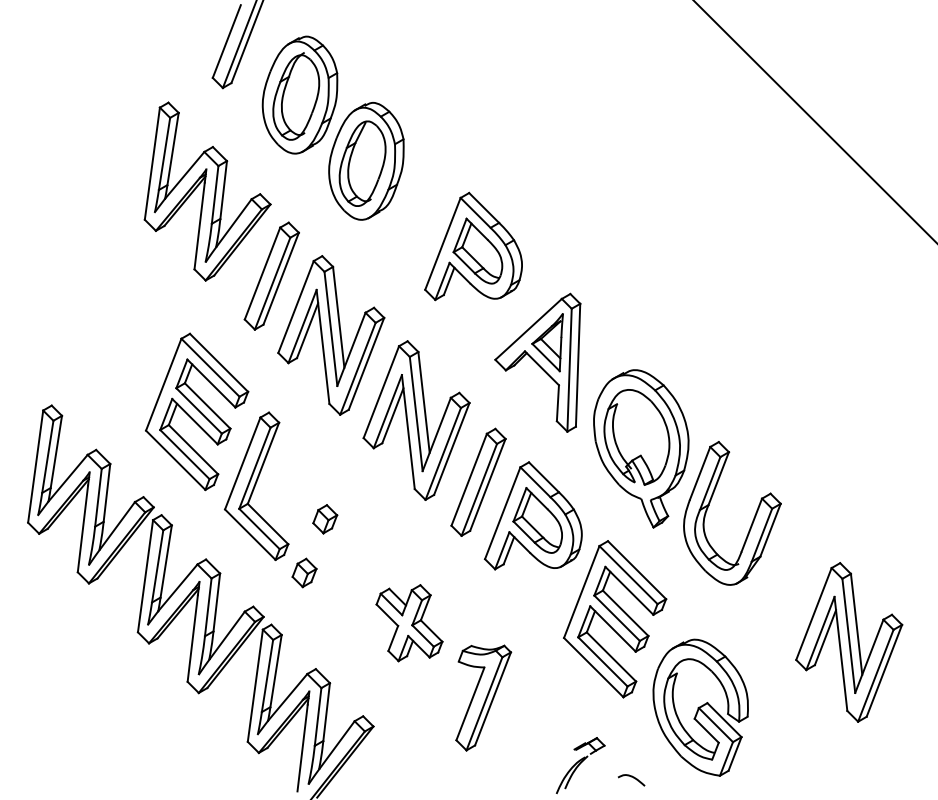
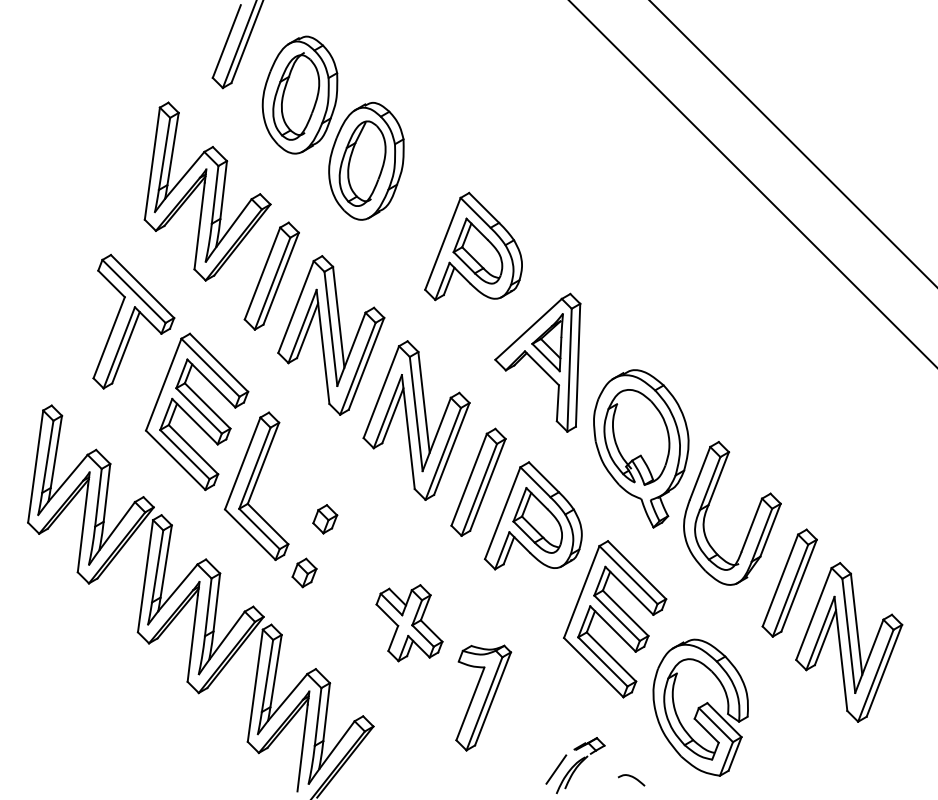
line position: (814, 121) -> (792, 143) (792, 143)
line: none -> present (752, 183)
part: none -> present (133, 321)
part: none -> present (789, 582)
line: none -> present (556, 769)
